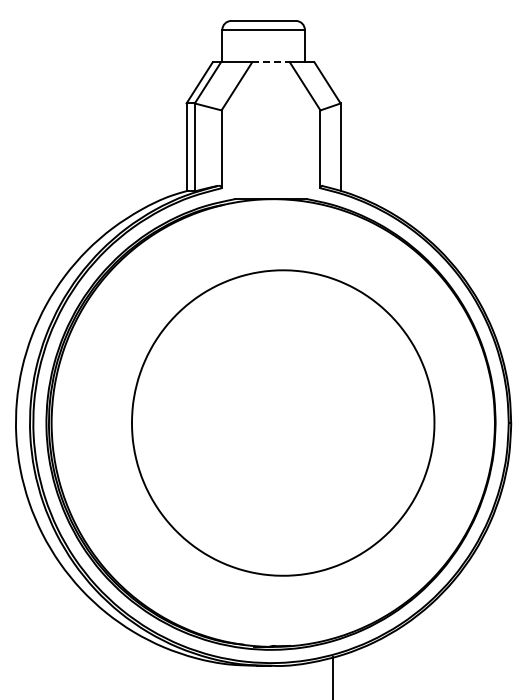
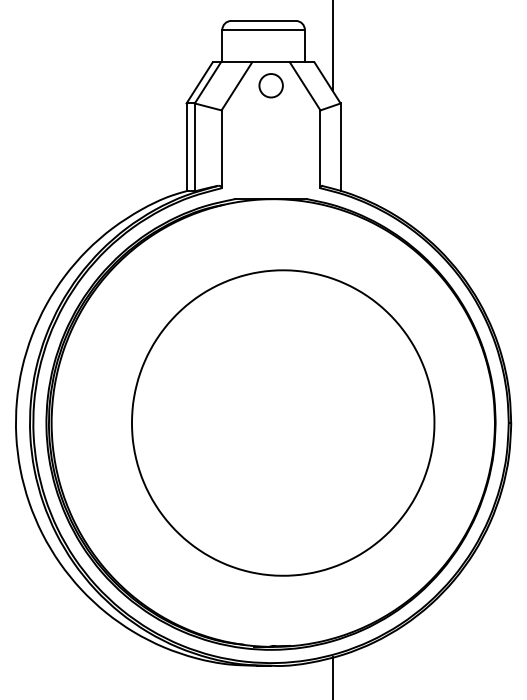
line: none -> present (332, 46)
line: dashed -> solid (271, 62)
circle: none -> present (270, 85)
